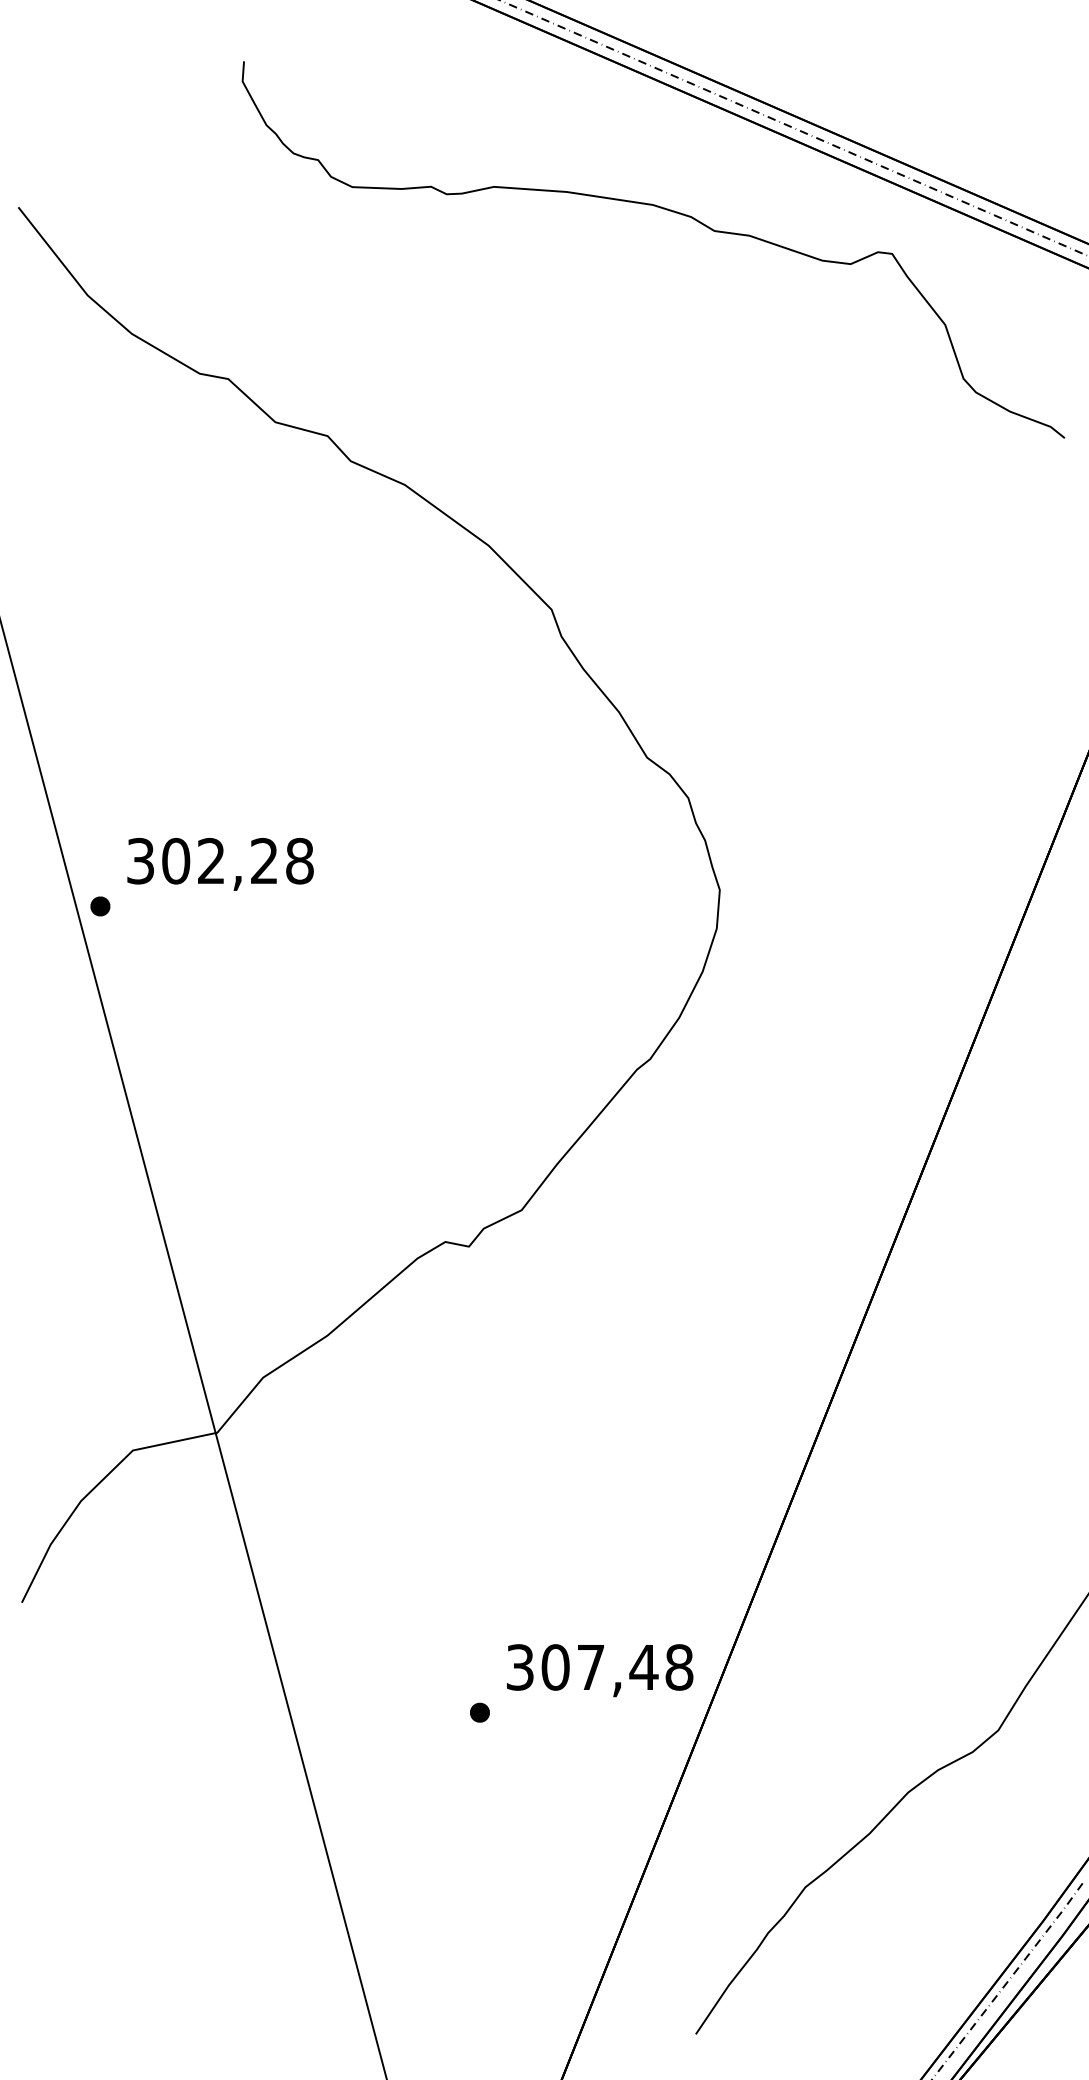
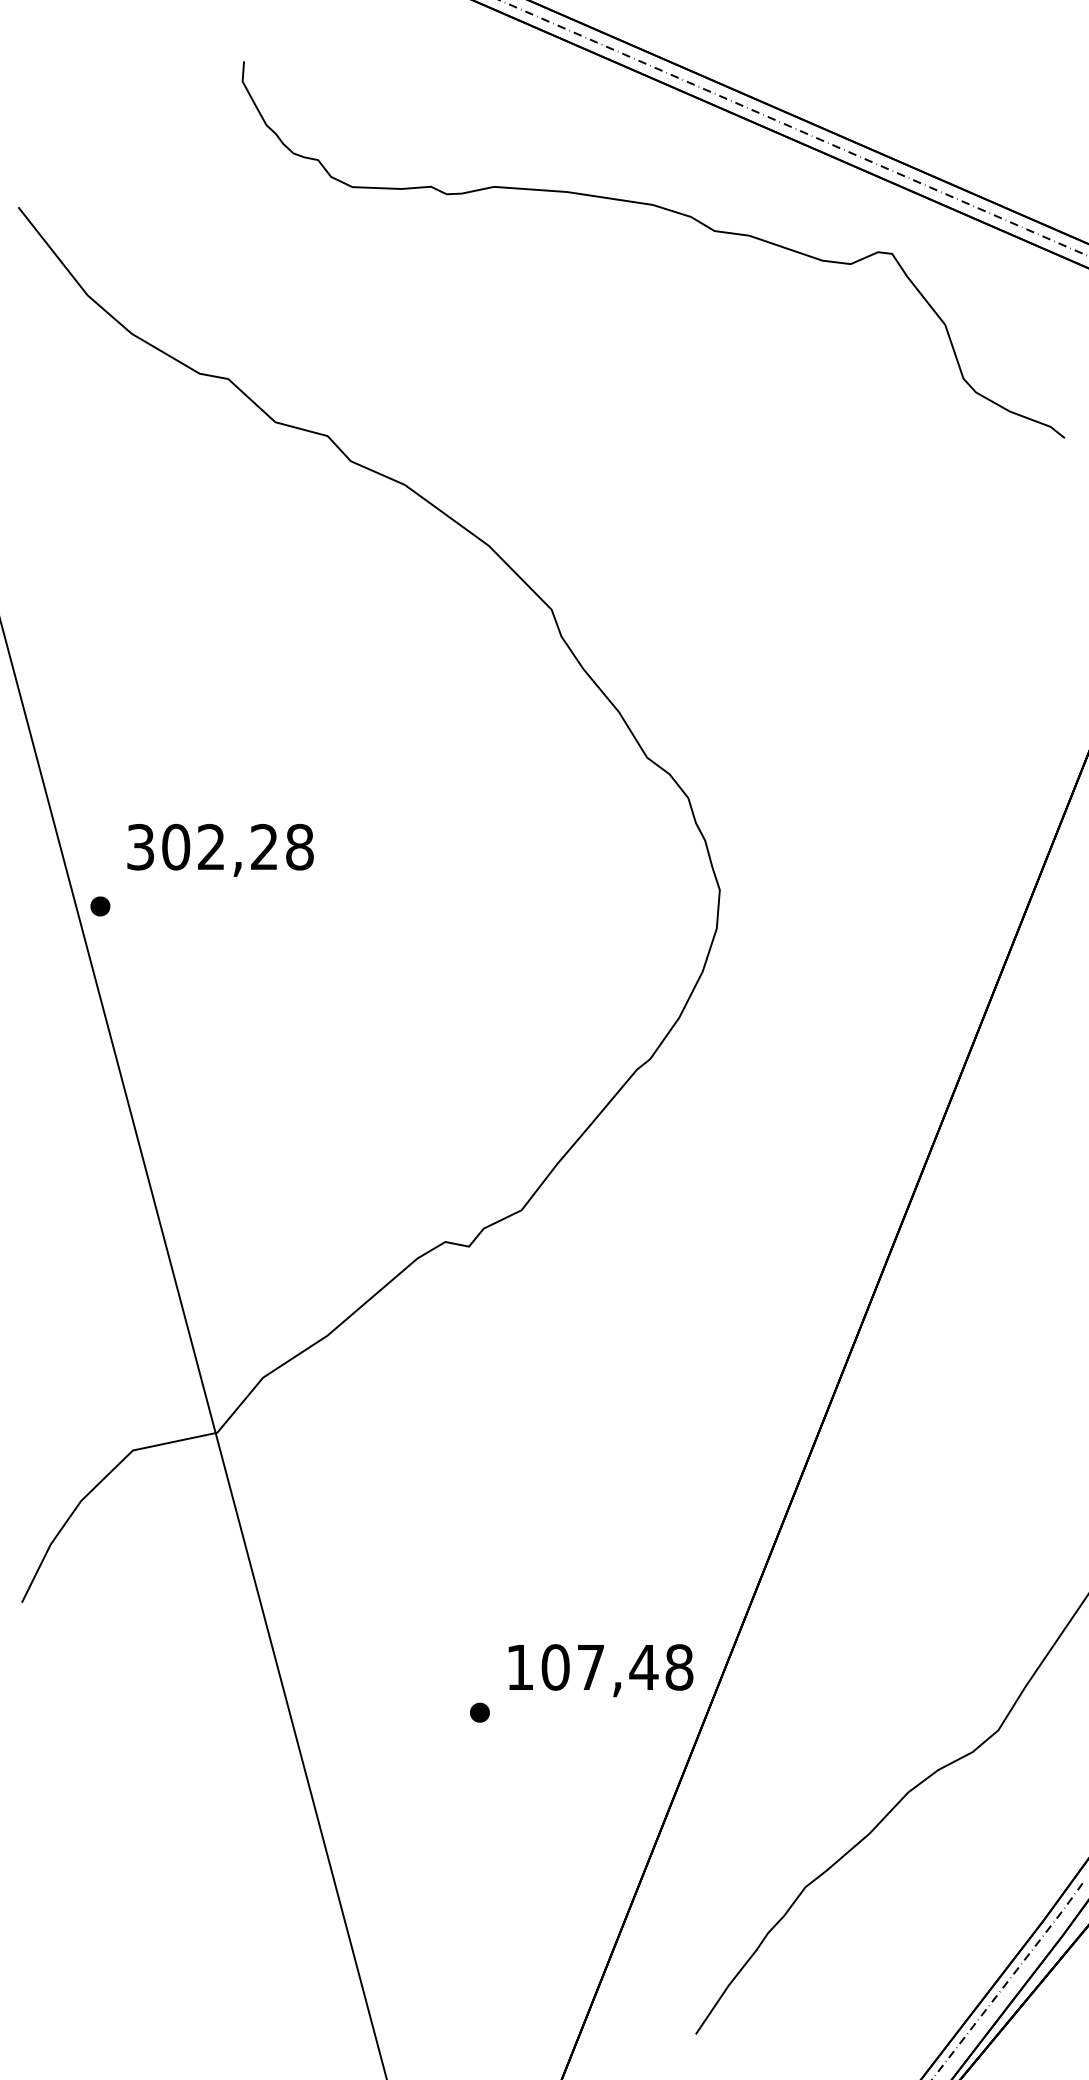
text position: (220, 864) -> (220, 850) (220, 850)
text: 307,48 -> 107,48 (520, 1667)
